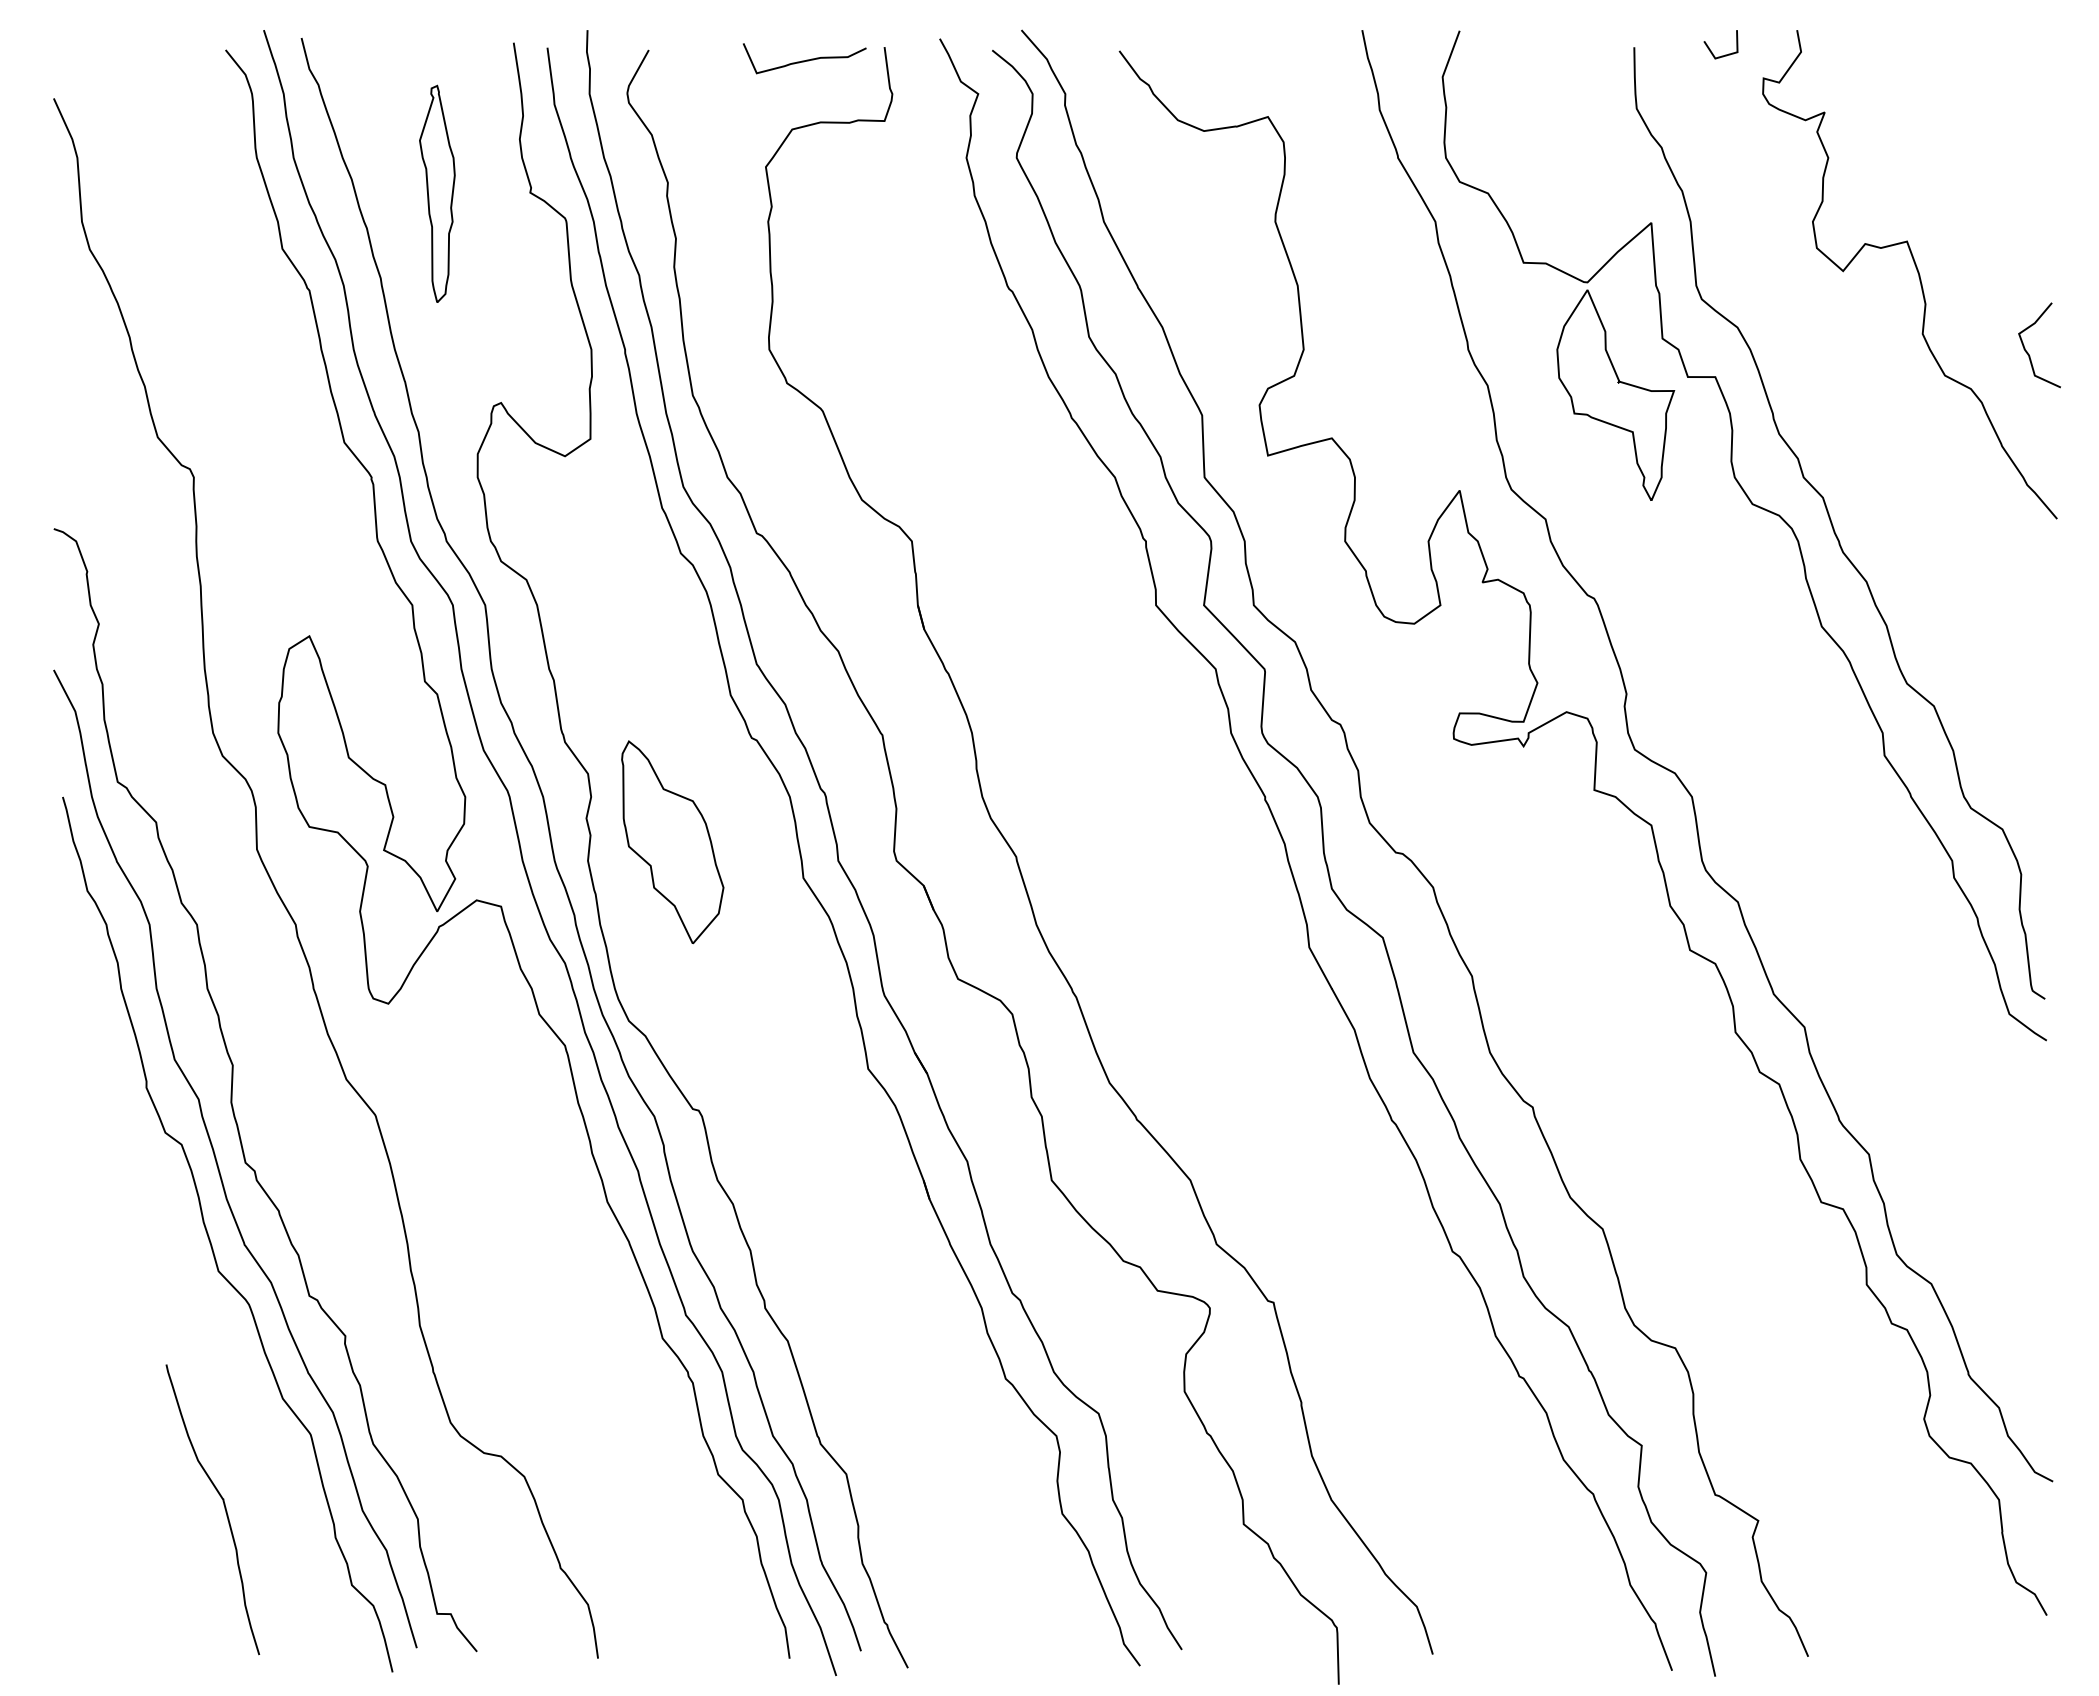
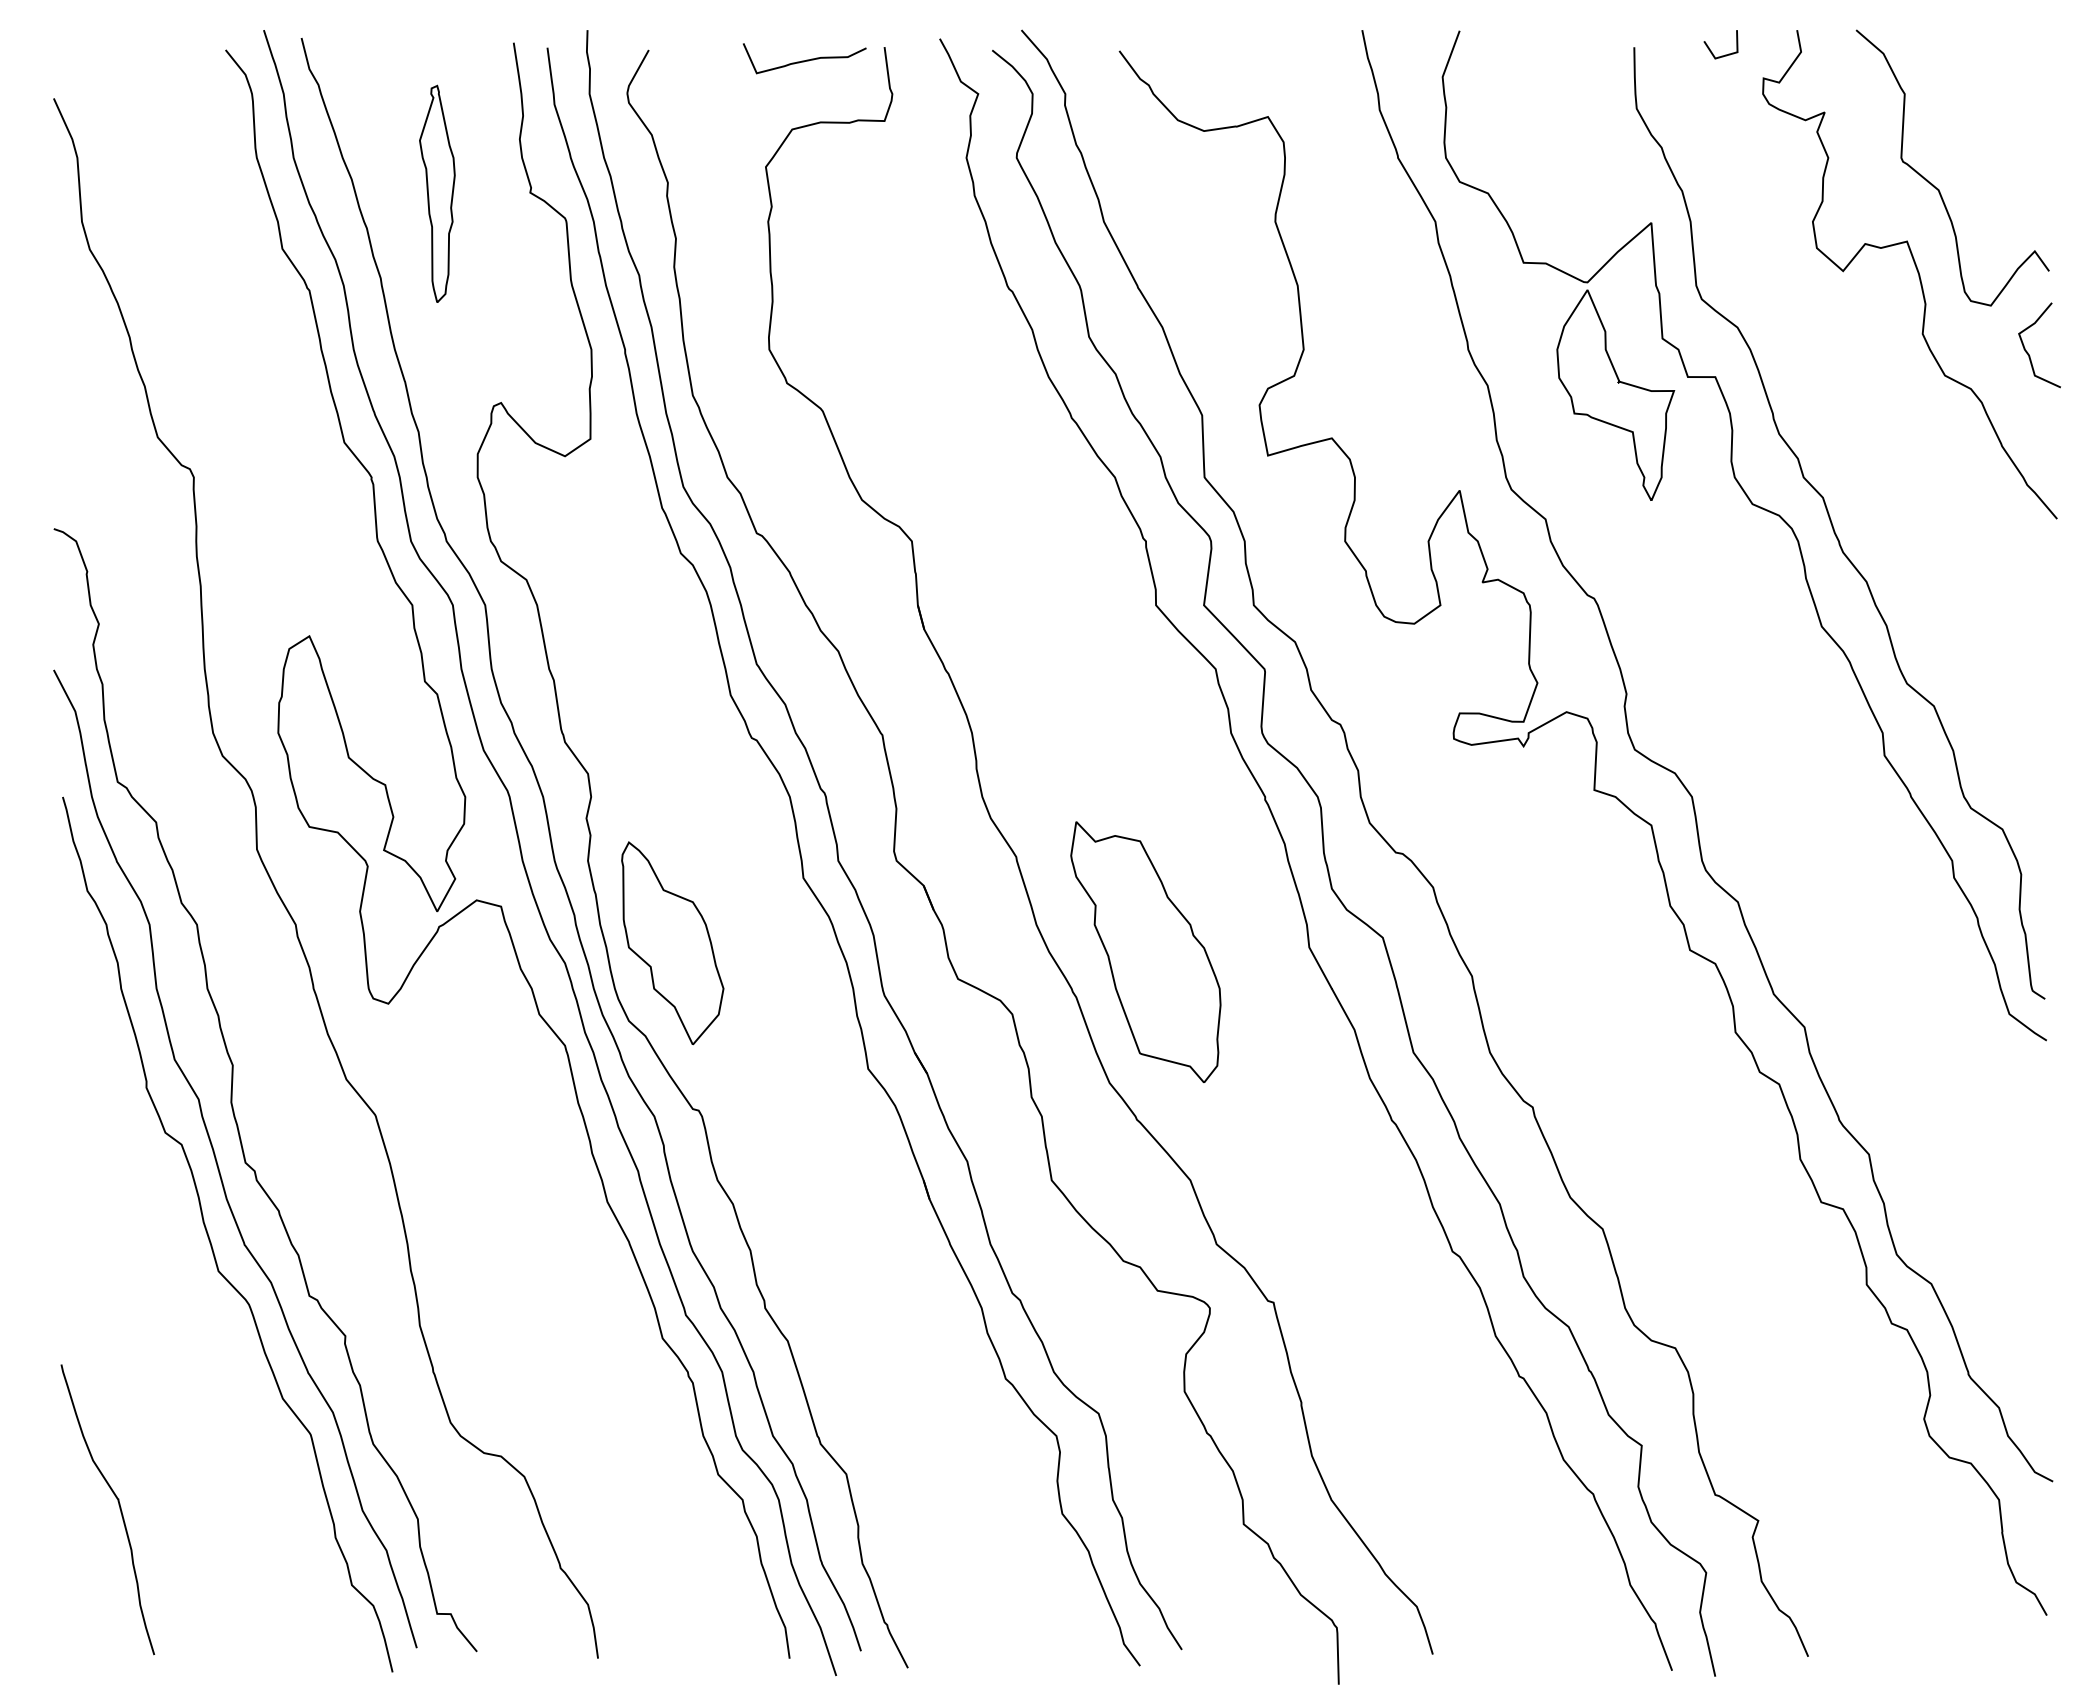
curve: none -> present (1938, 188)
part position: (672, 842) -> (672, 943) (672, 943)
part: none -> present (1145, 951)
curve position: (223, 1505) -> (118, 1505) (118, 1505)
